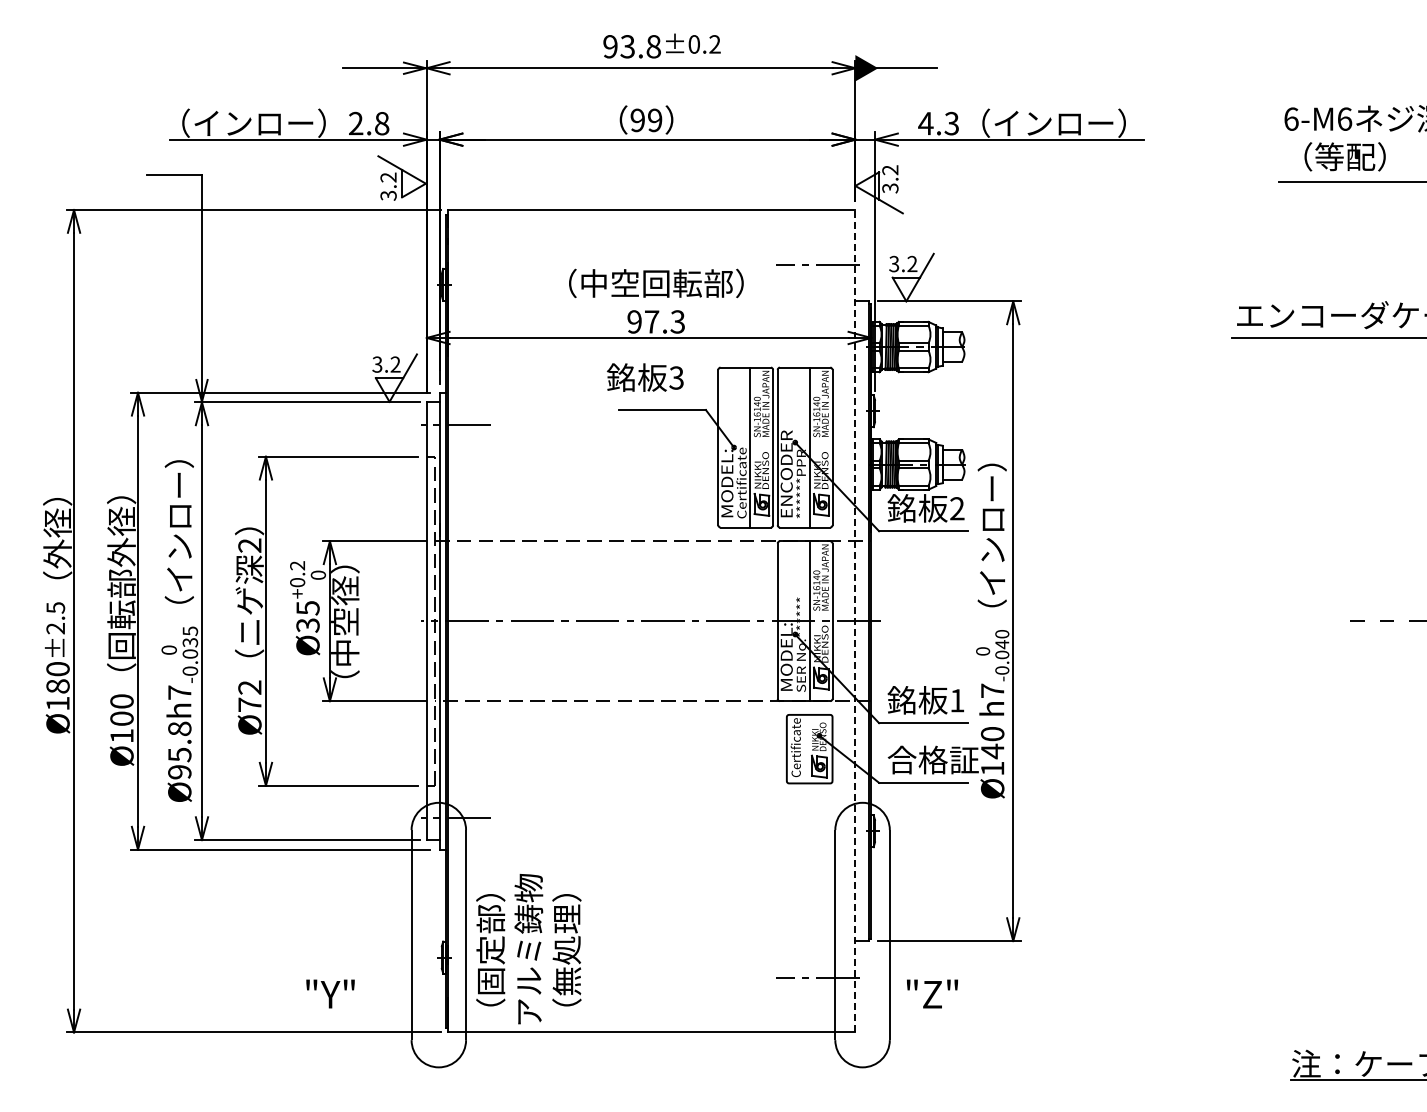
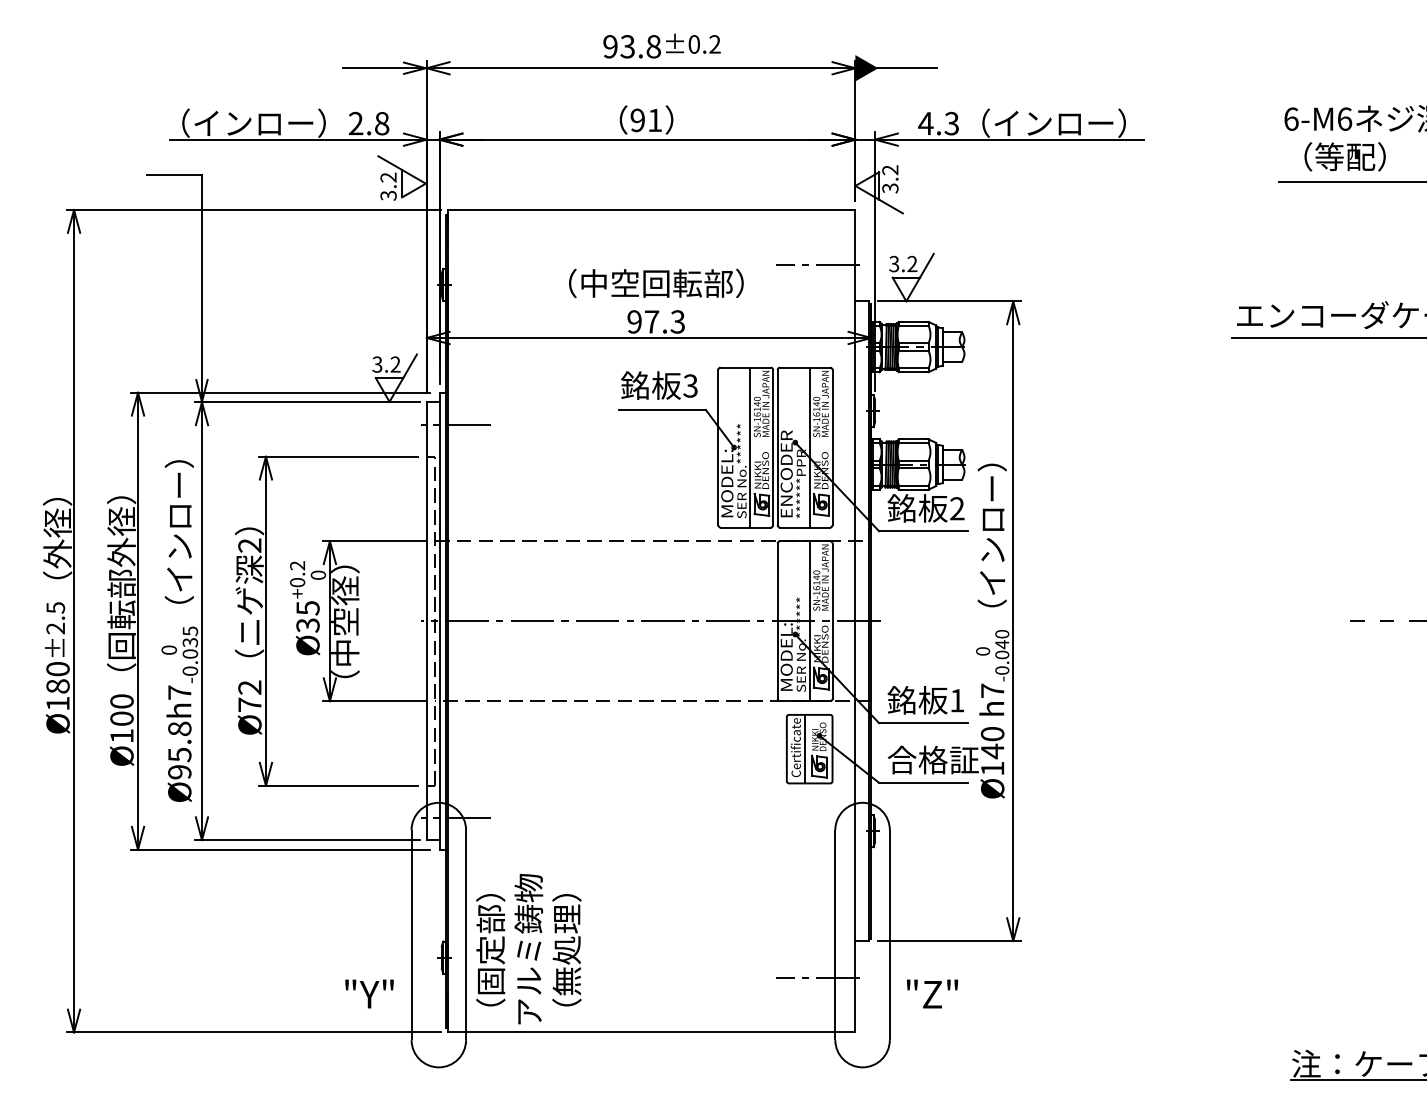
text: 99 -> 91 (655, 120)
text position: (644, 377) -> (658, 385) (658, 385)
text: Certificate -> SER No.****** (741, 471)
line: dashed -> solid (855, 620)
line: none -> present (805, 748)
text position: (330, 993) -> (369, 993) (369, 993)
